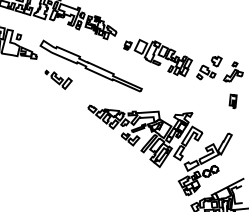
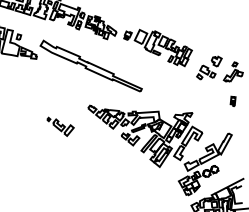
part position: (157, 57) -> (157, 47) (157, 47)
part position: (58, 79) -> (60, 126) (60, 126)
part size: 10x17 px -> 8x12 px (232, 100)
